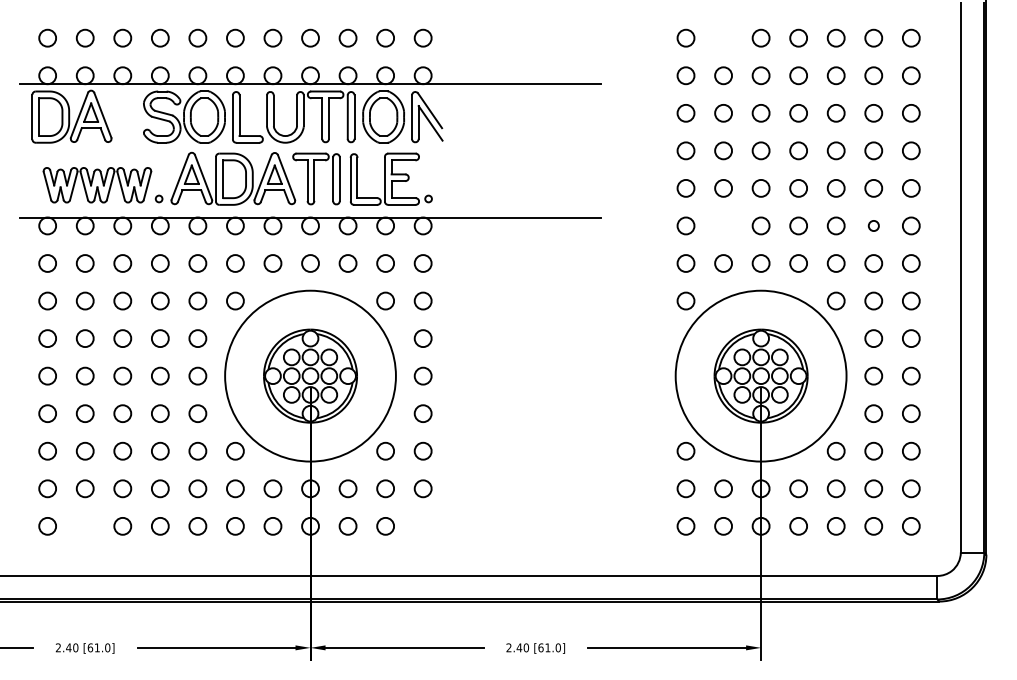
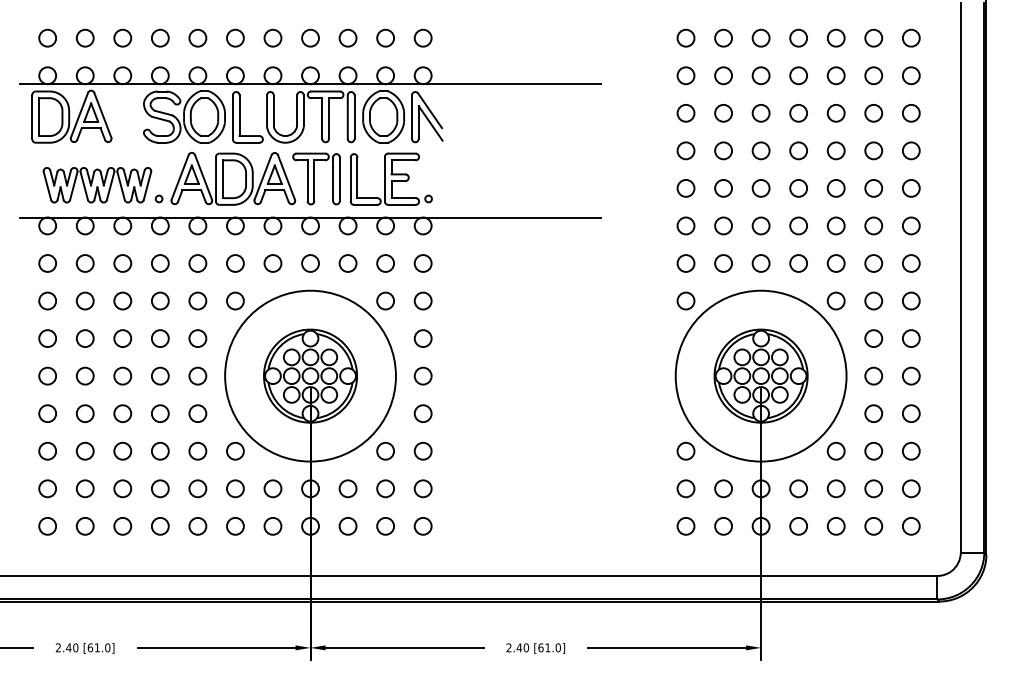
circle: none -> present (723, 37)
circle: none -> present (723, 225)
circle size: 13x12 px -> 20x20 px (873, 225)
circle: none -> present (84, 526)
circle: none -> present (422, 526)
